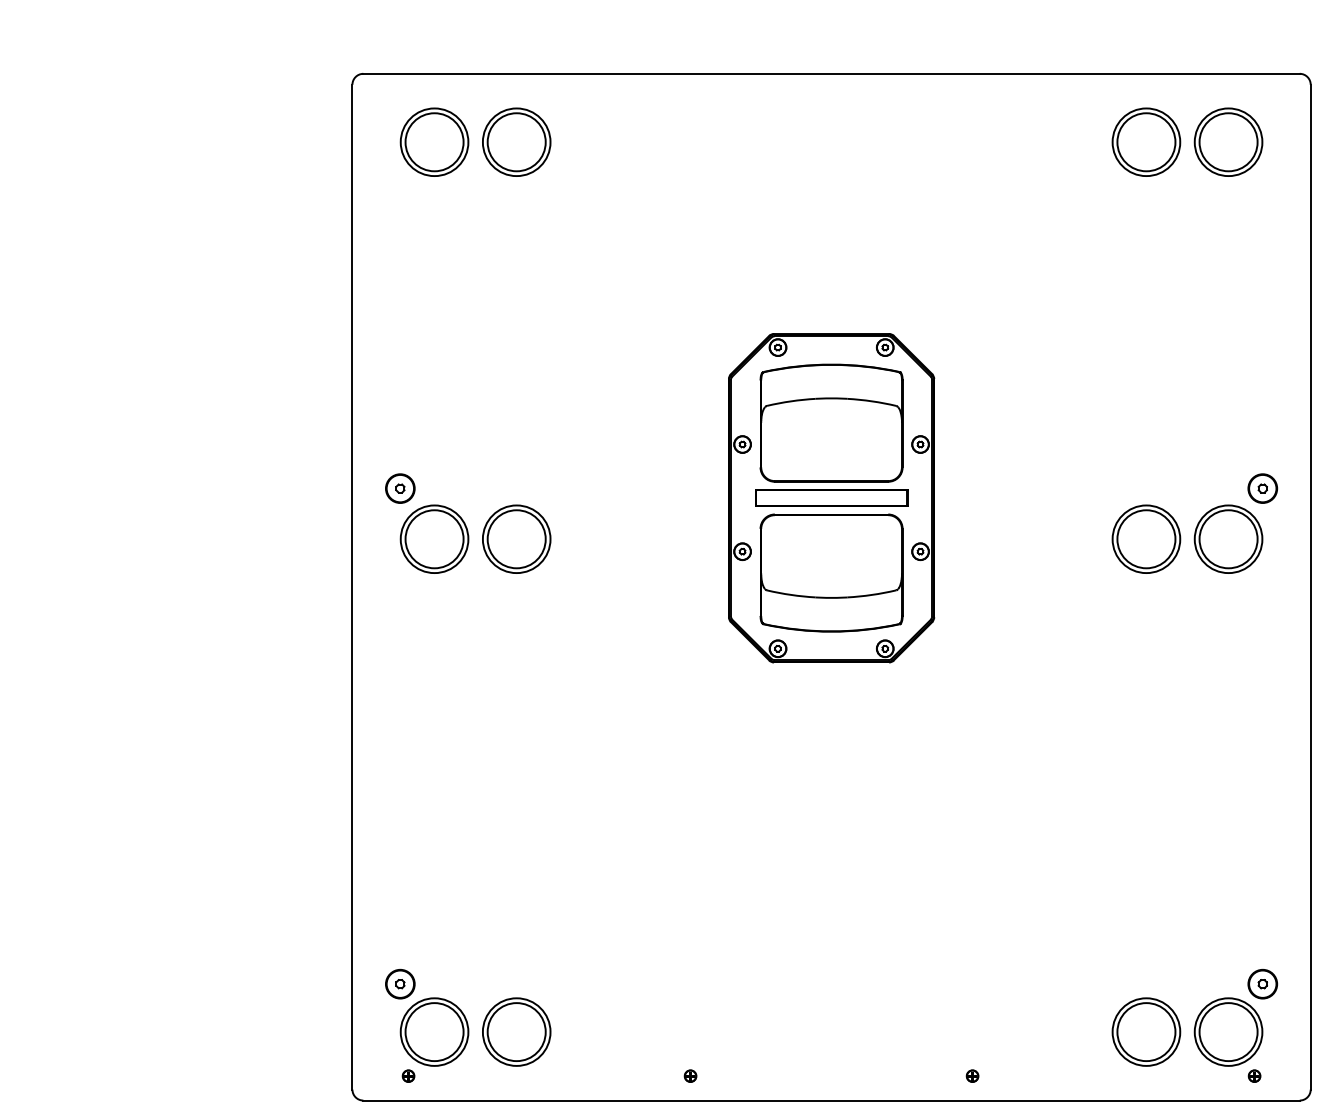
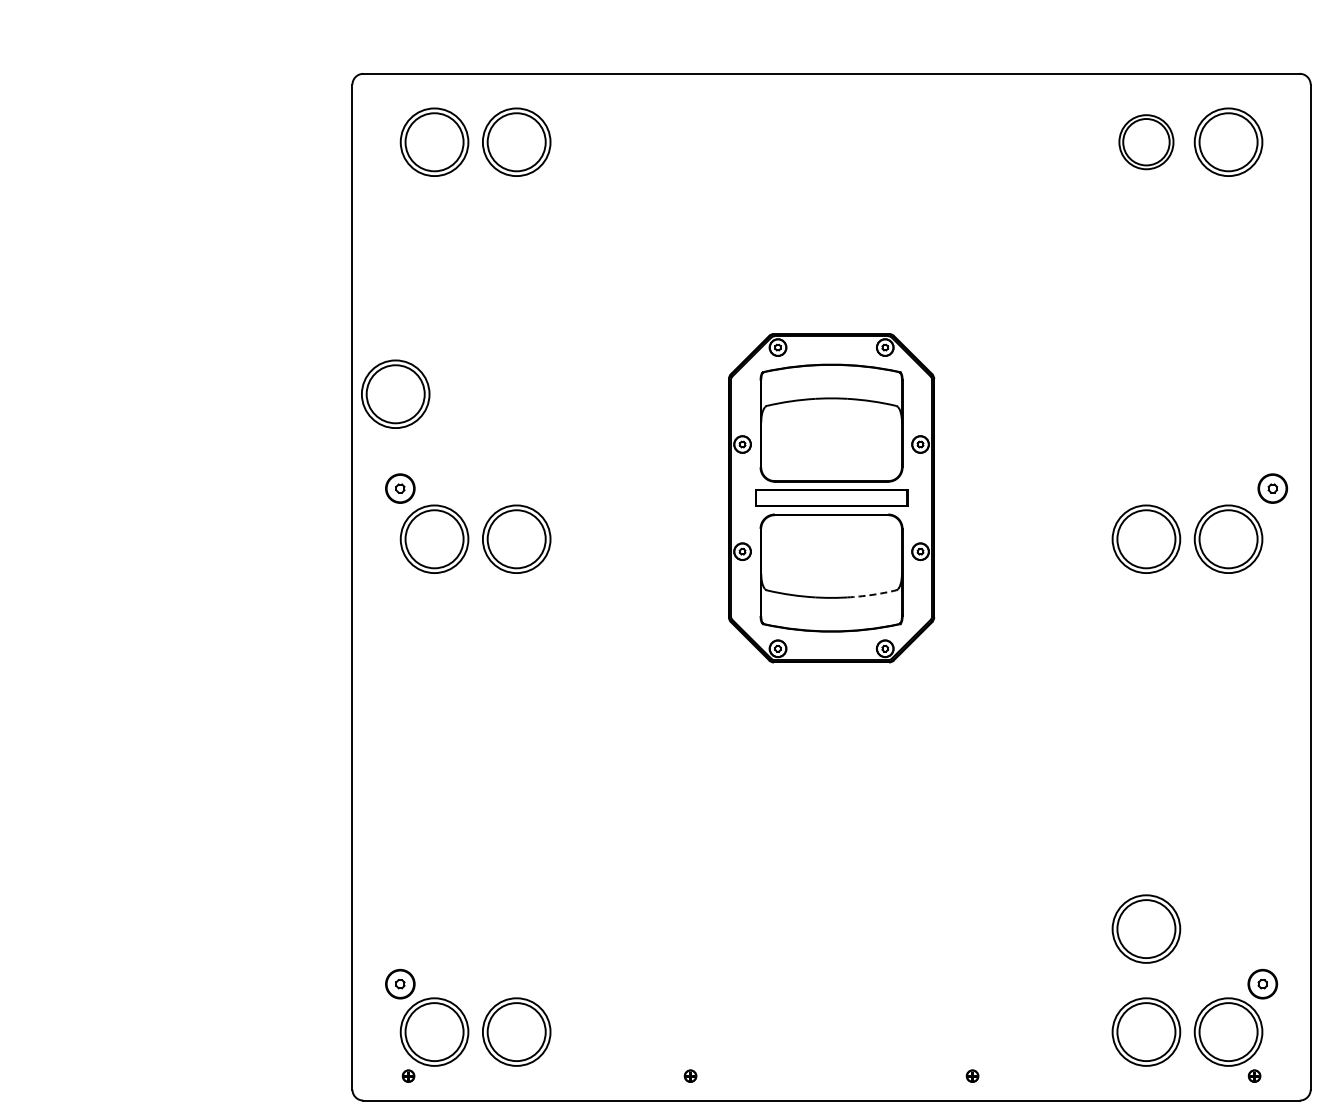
part size: 71x70 px -> 57x57 px (1146, 142)
part: none -> present (395, 393)
part position: (1262, 488) -> (1272, 488) (1272, 488)
arc: solid -> dashed (871, 594)
part: none -> present (1146, 928)
